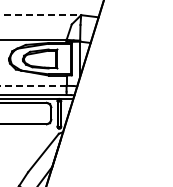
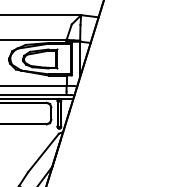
line: dashed -> solid (41, 15)
line: dashed -> solid (33, 85)
